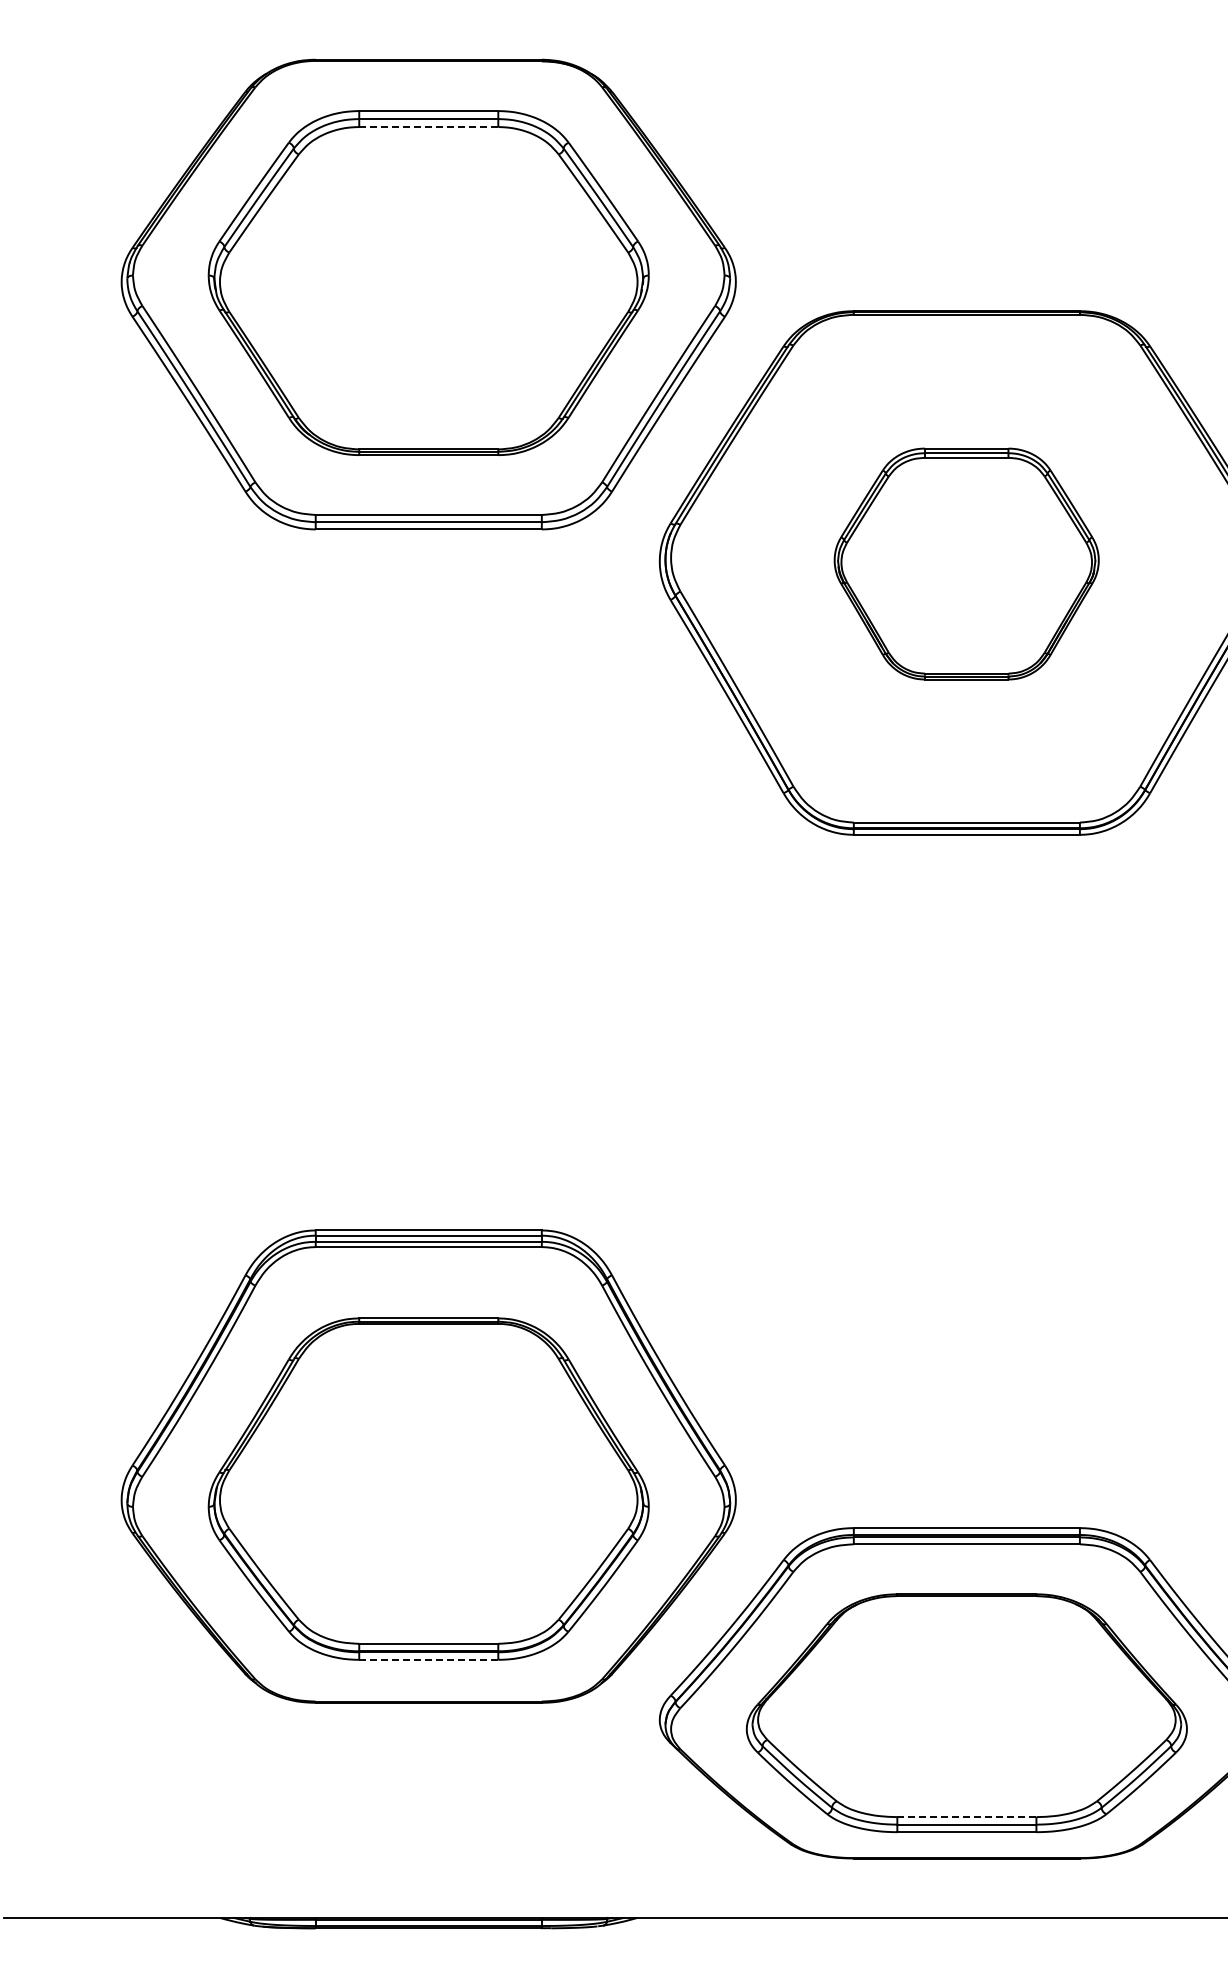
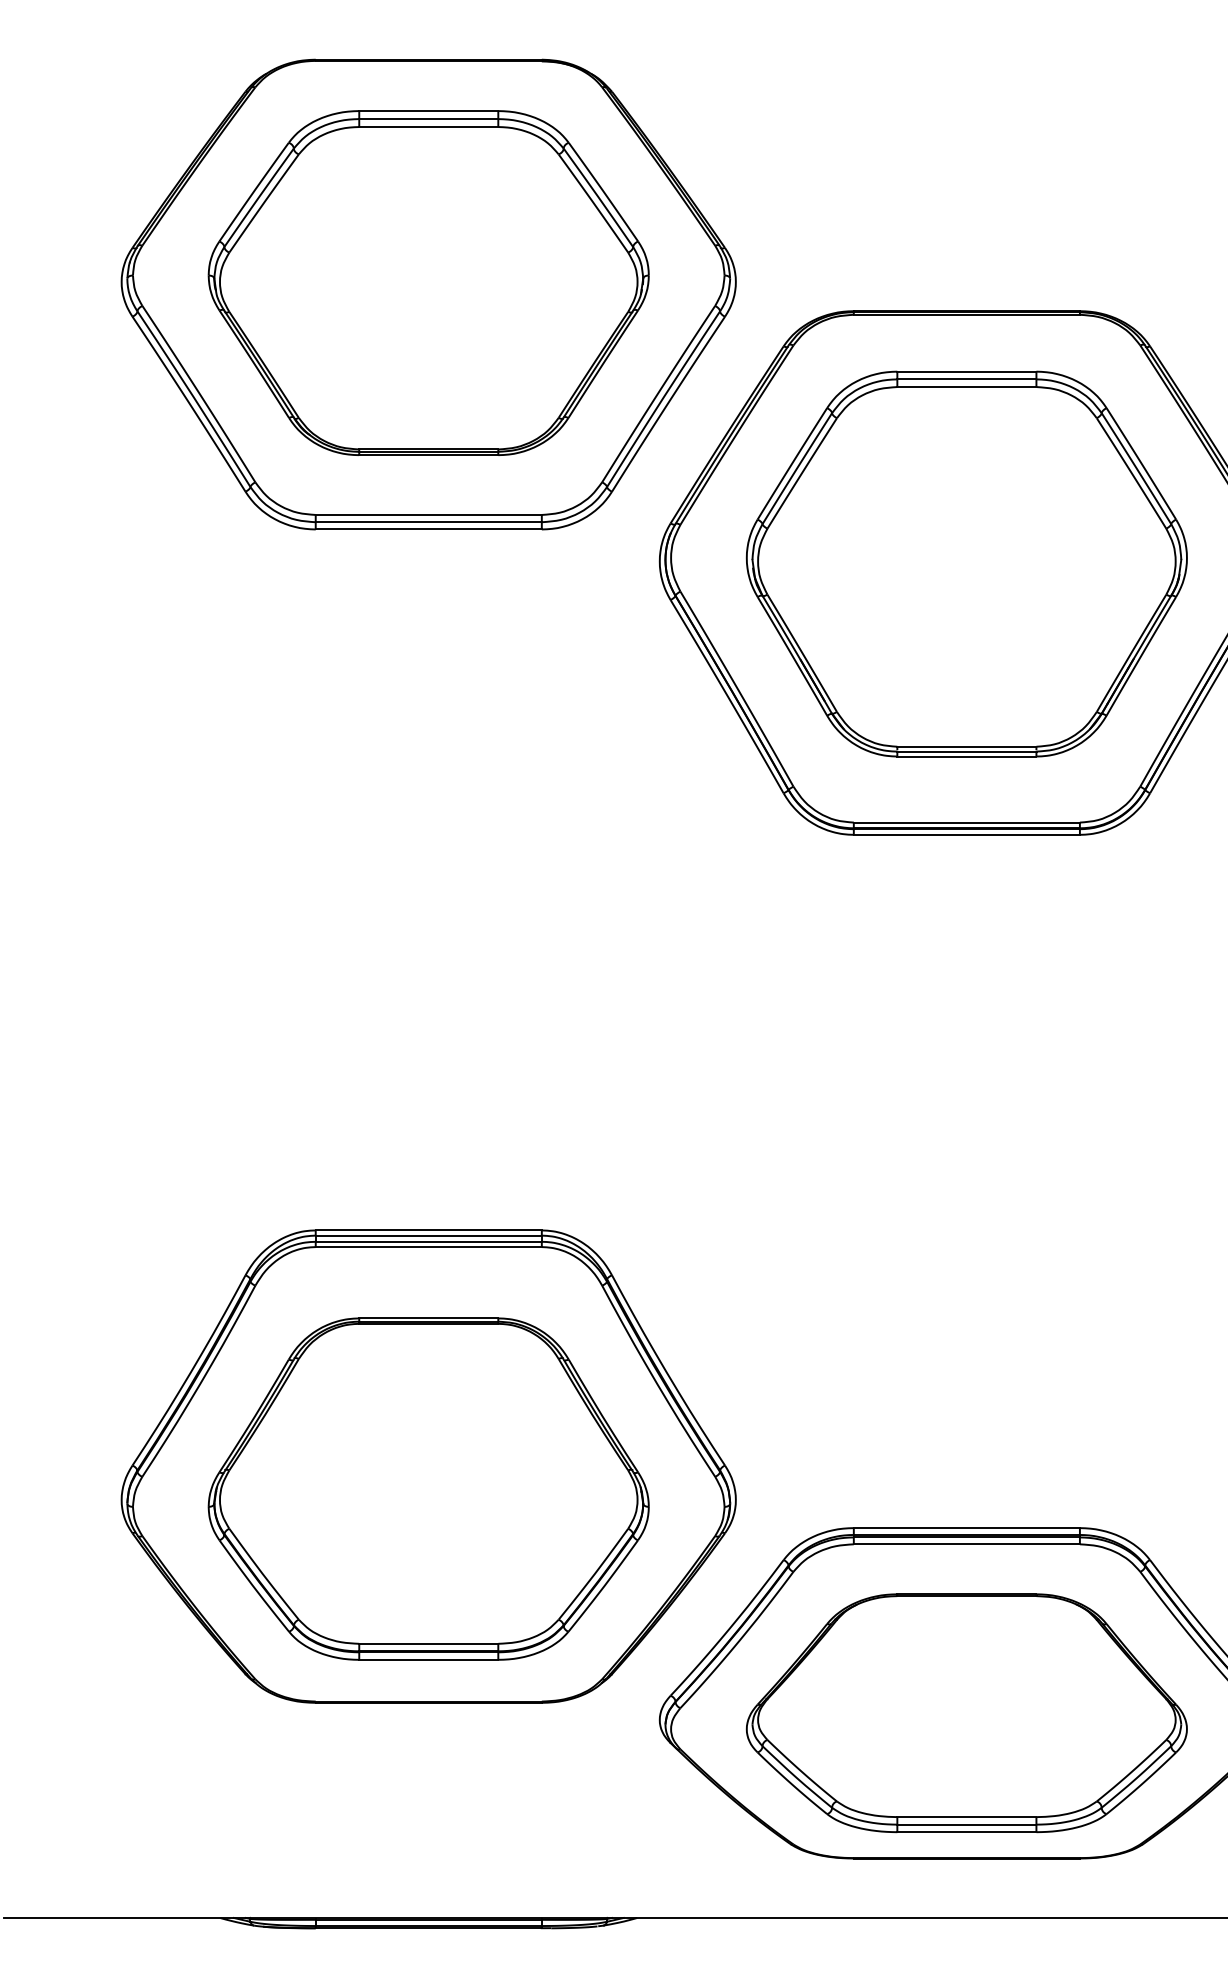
line: dashed -> solid (428, 127)
part size: 267x234 px -> 443x388 px (966, 563)
line: dashed -> solid (428, 1659)
line: dashed -> solid (966, 1817)
